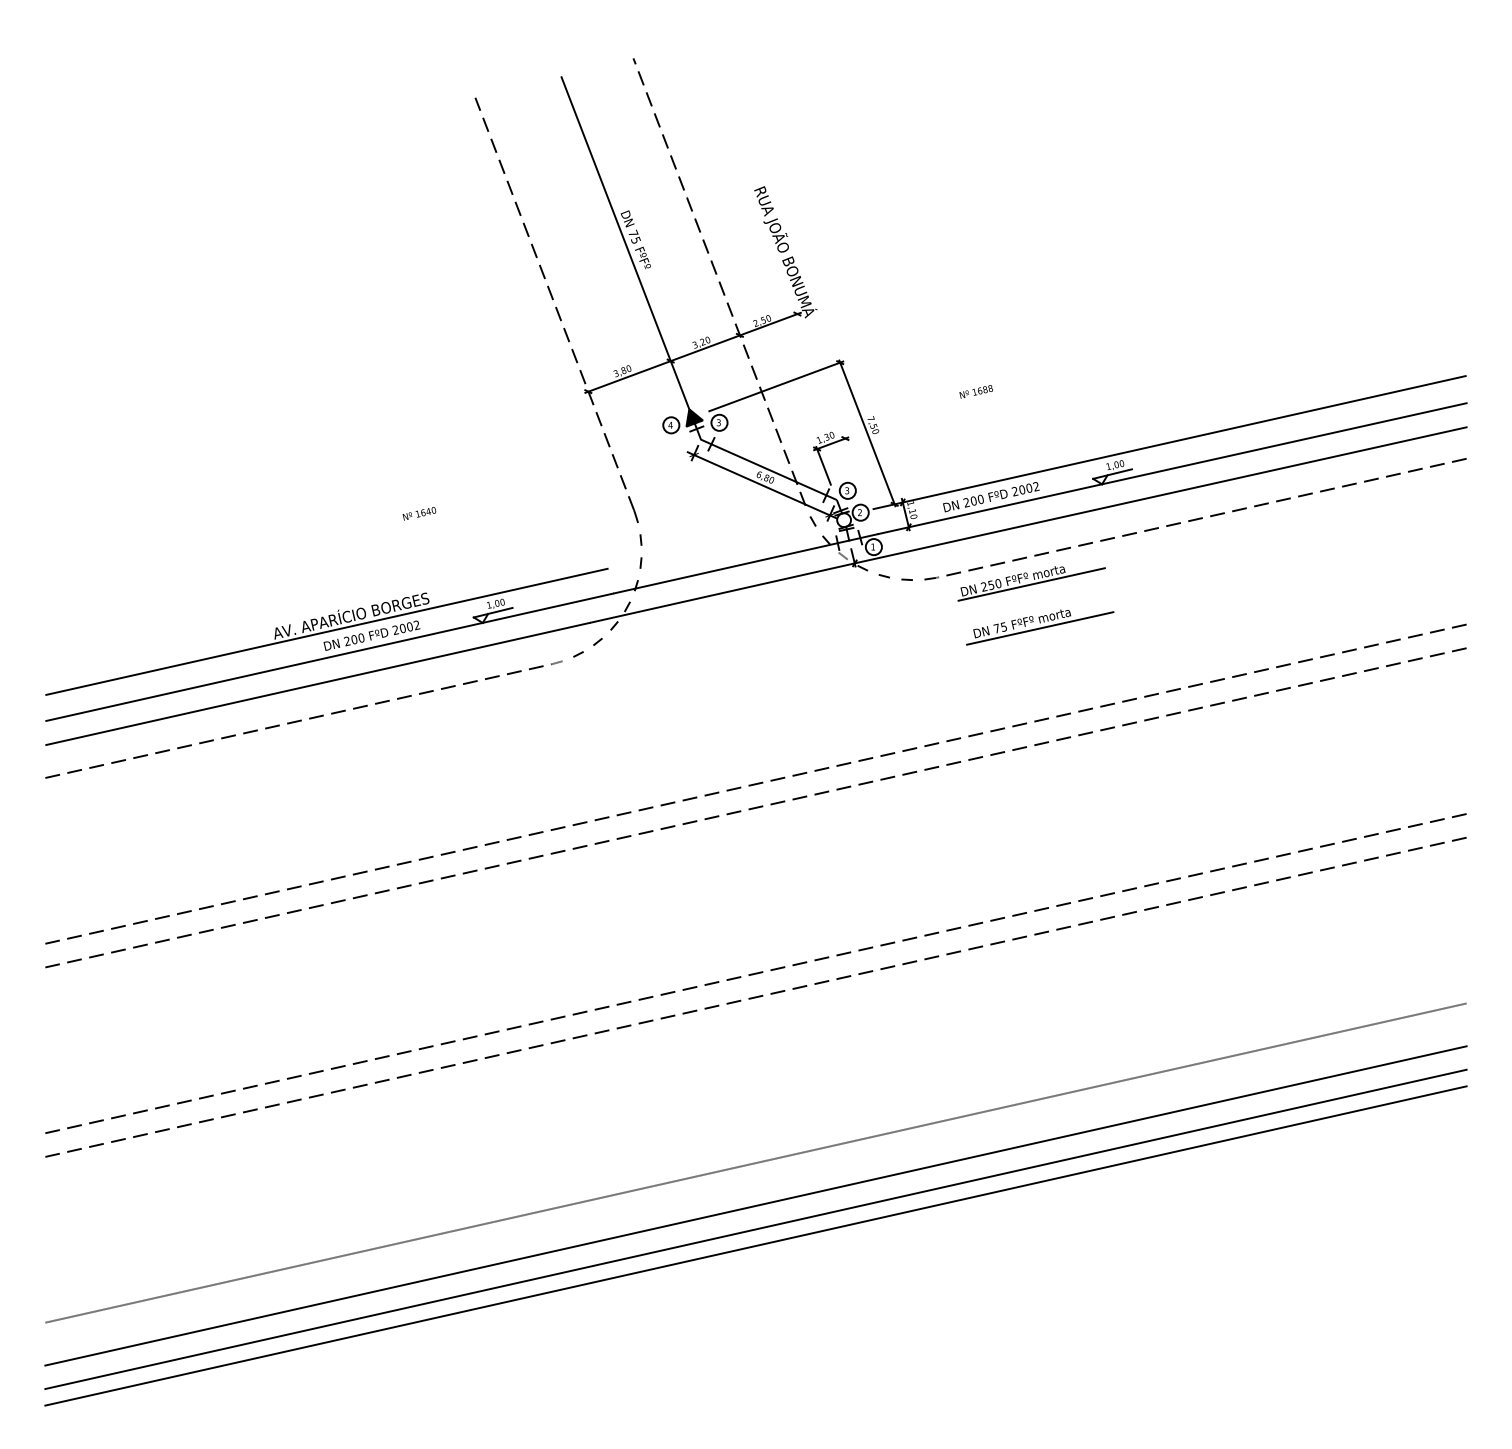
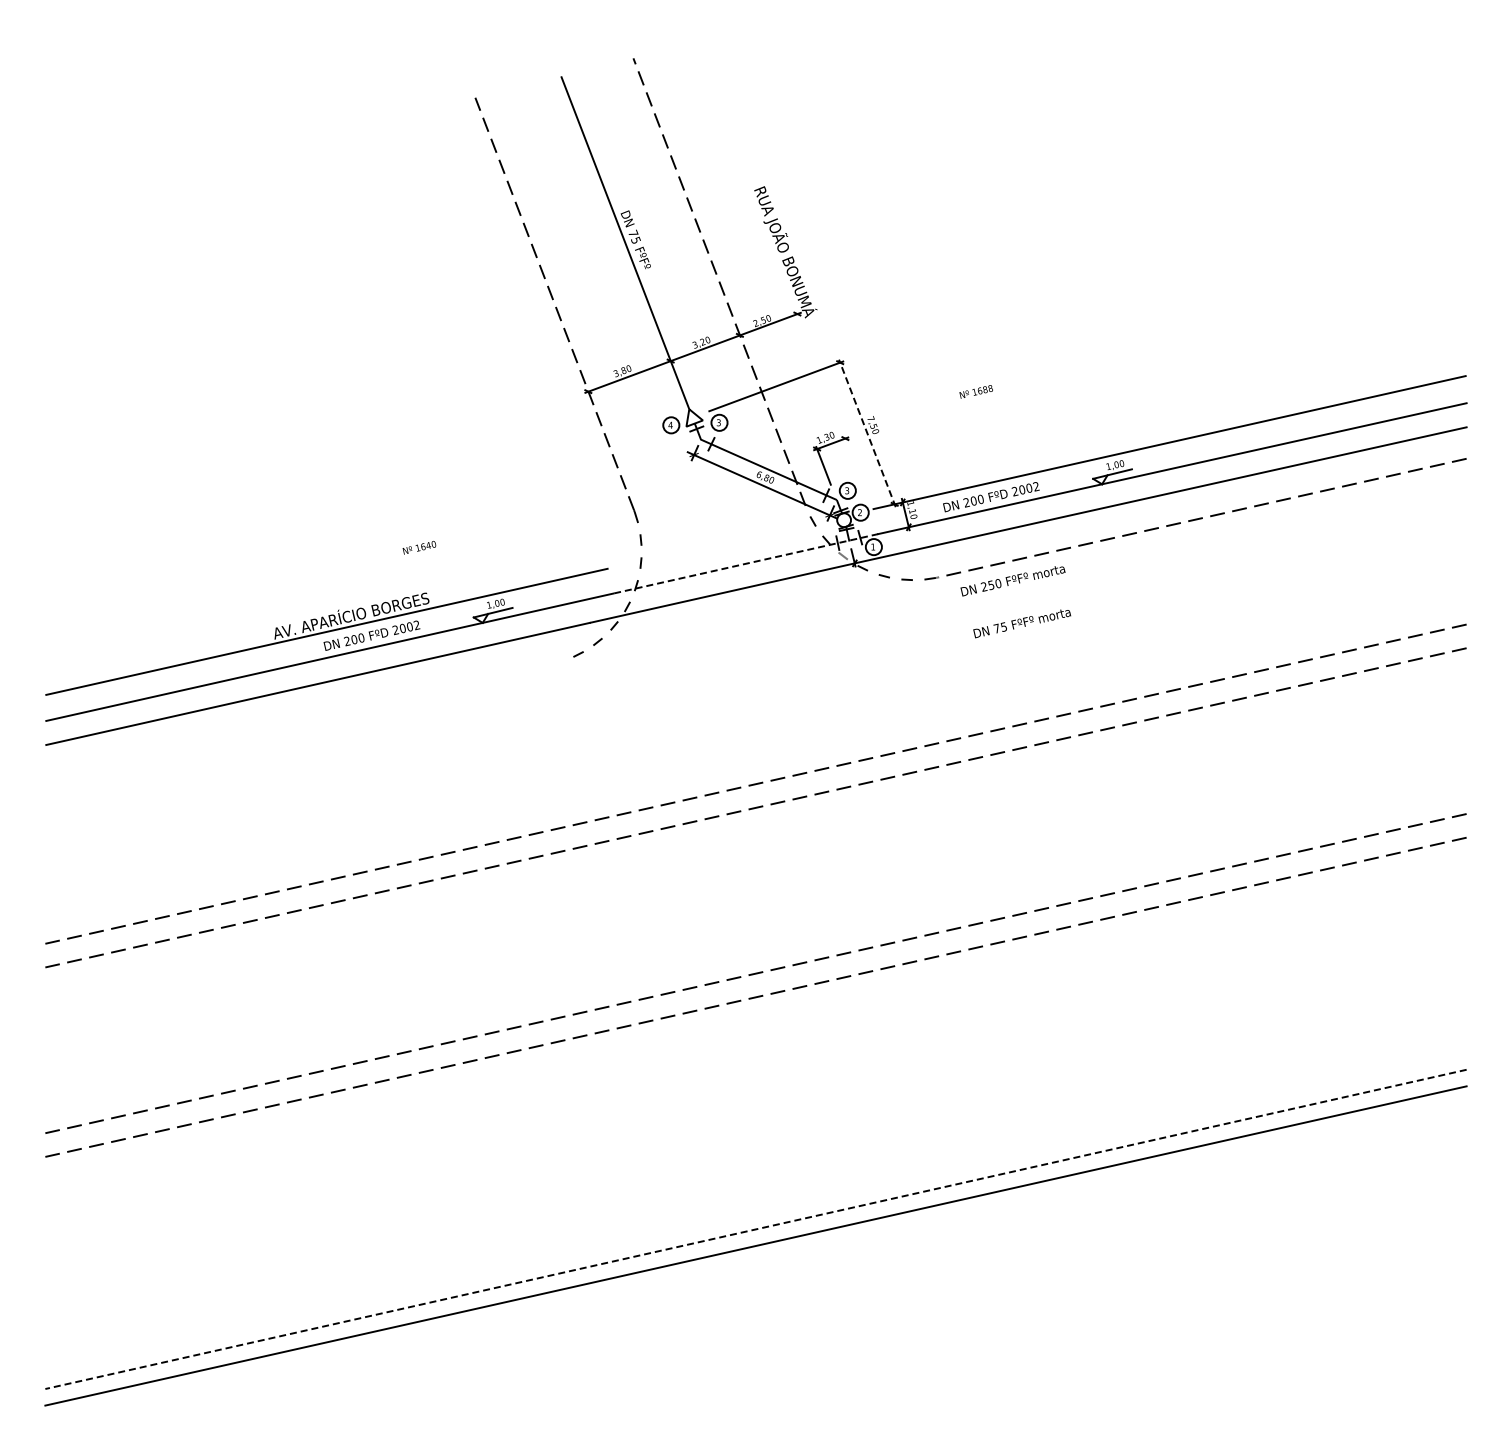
fill: present -> none (694, 417)
line: solid -> dashed (867, 432)
text position: (419, 513) -> (419, 547) (419, 547)
line: solid -> dashed (746, 563)
line: present -> none (1031, 584)
line: present -> none (1040, 628)
part: present -> none (303, 719)
line: present -> none (755, 1162)
line: present -> none (755, 1205)
line: solid -> dashed (755, 1229)
